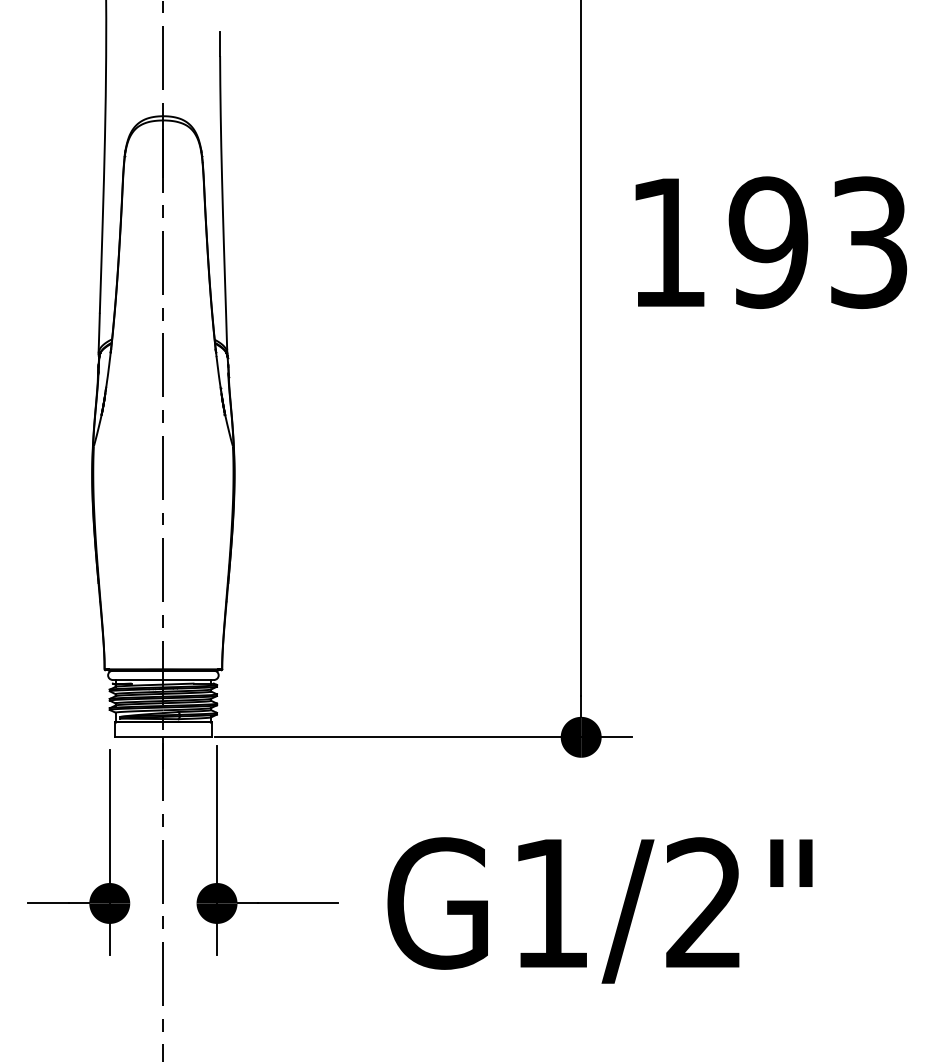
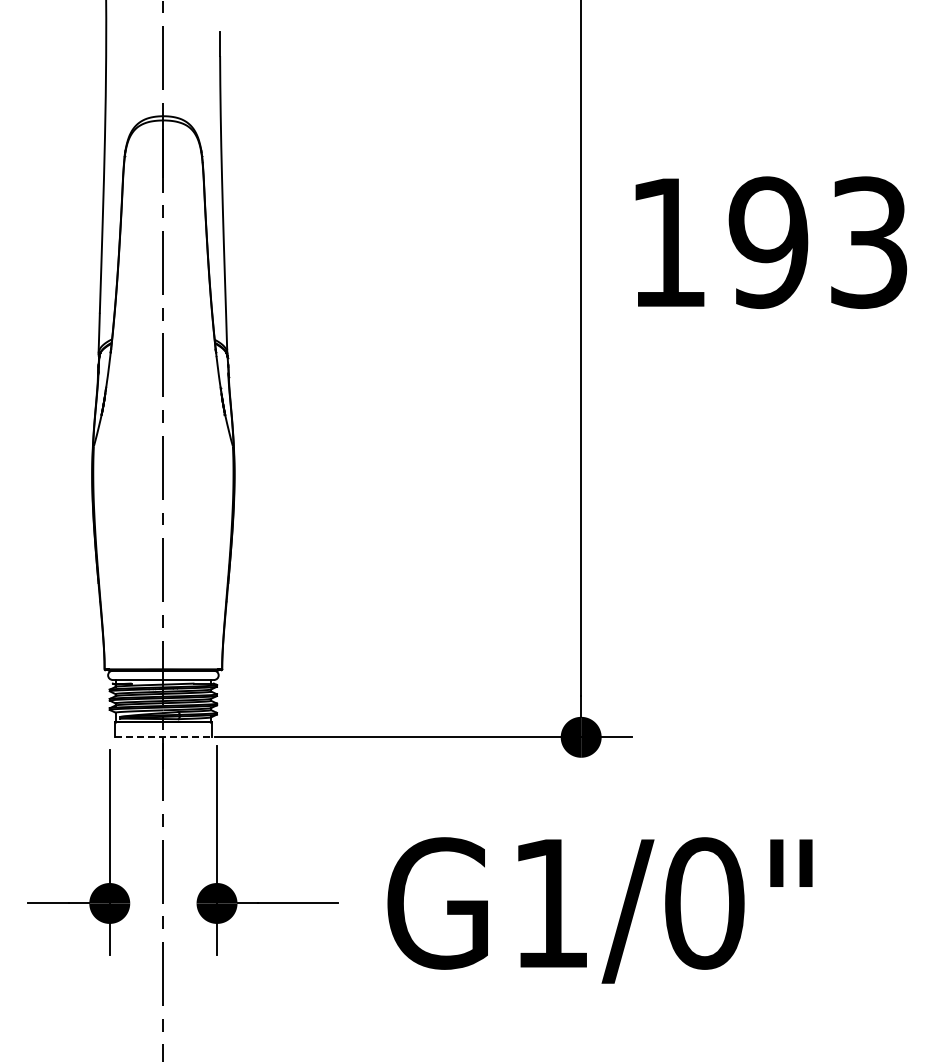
line: solid -> dashed (163, 737)
text: G1/2" -> G1/0" (704, 903)
